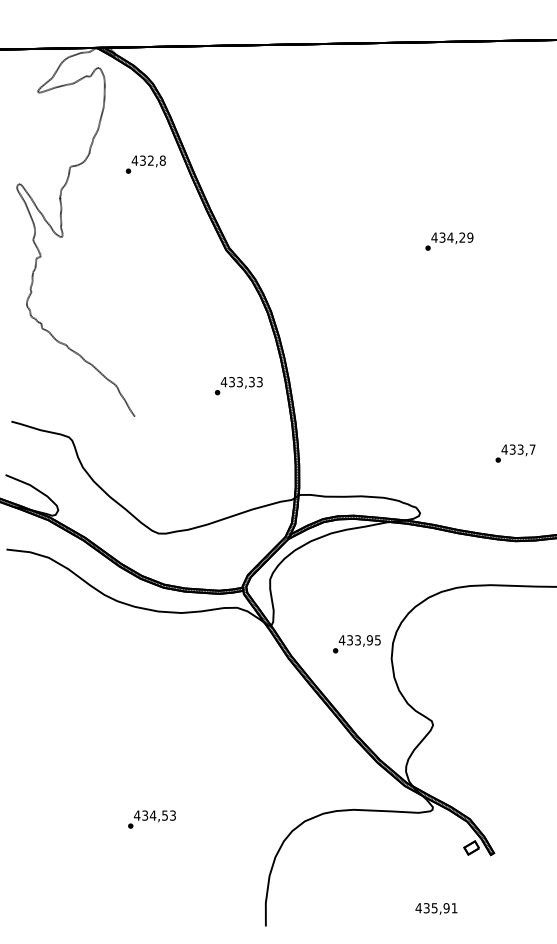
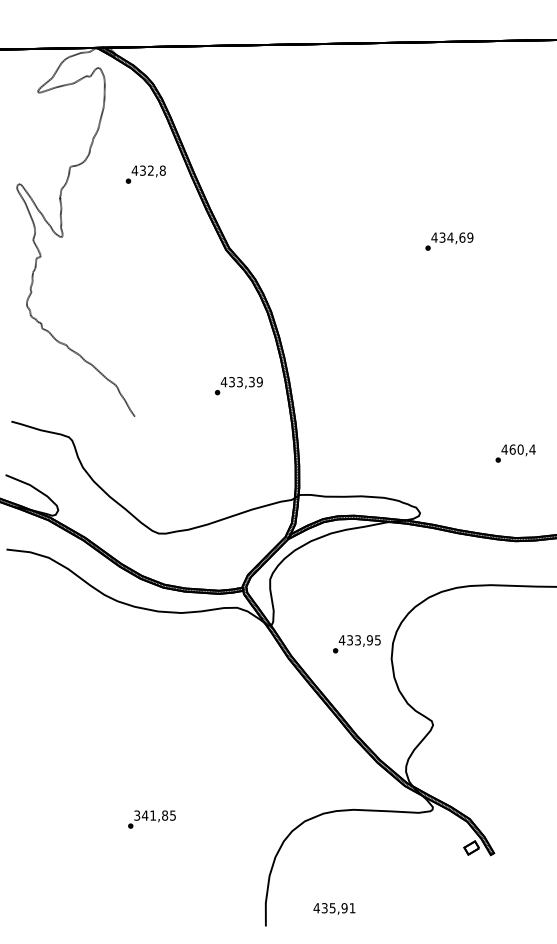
text position: (145, 164) -> (145, 174) (145, 174)
text: 434,29 -> 434,69 (462, 237)
text: 433,33 -> 433,39 (259, 382)
text: 433,7 -> 460,4 (522, 449)
text: 434,53 -> 341,85 (154, 815)
text position: (436, 908) -> (334, 908) (334, 908)
